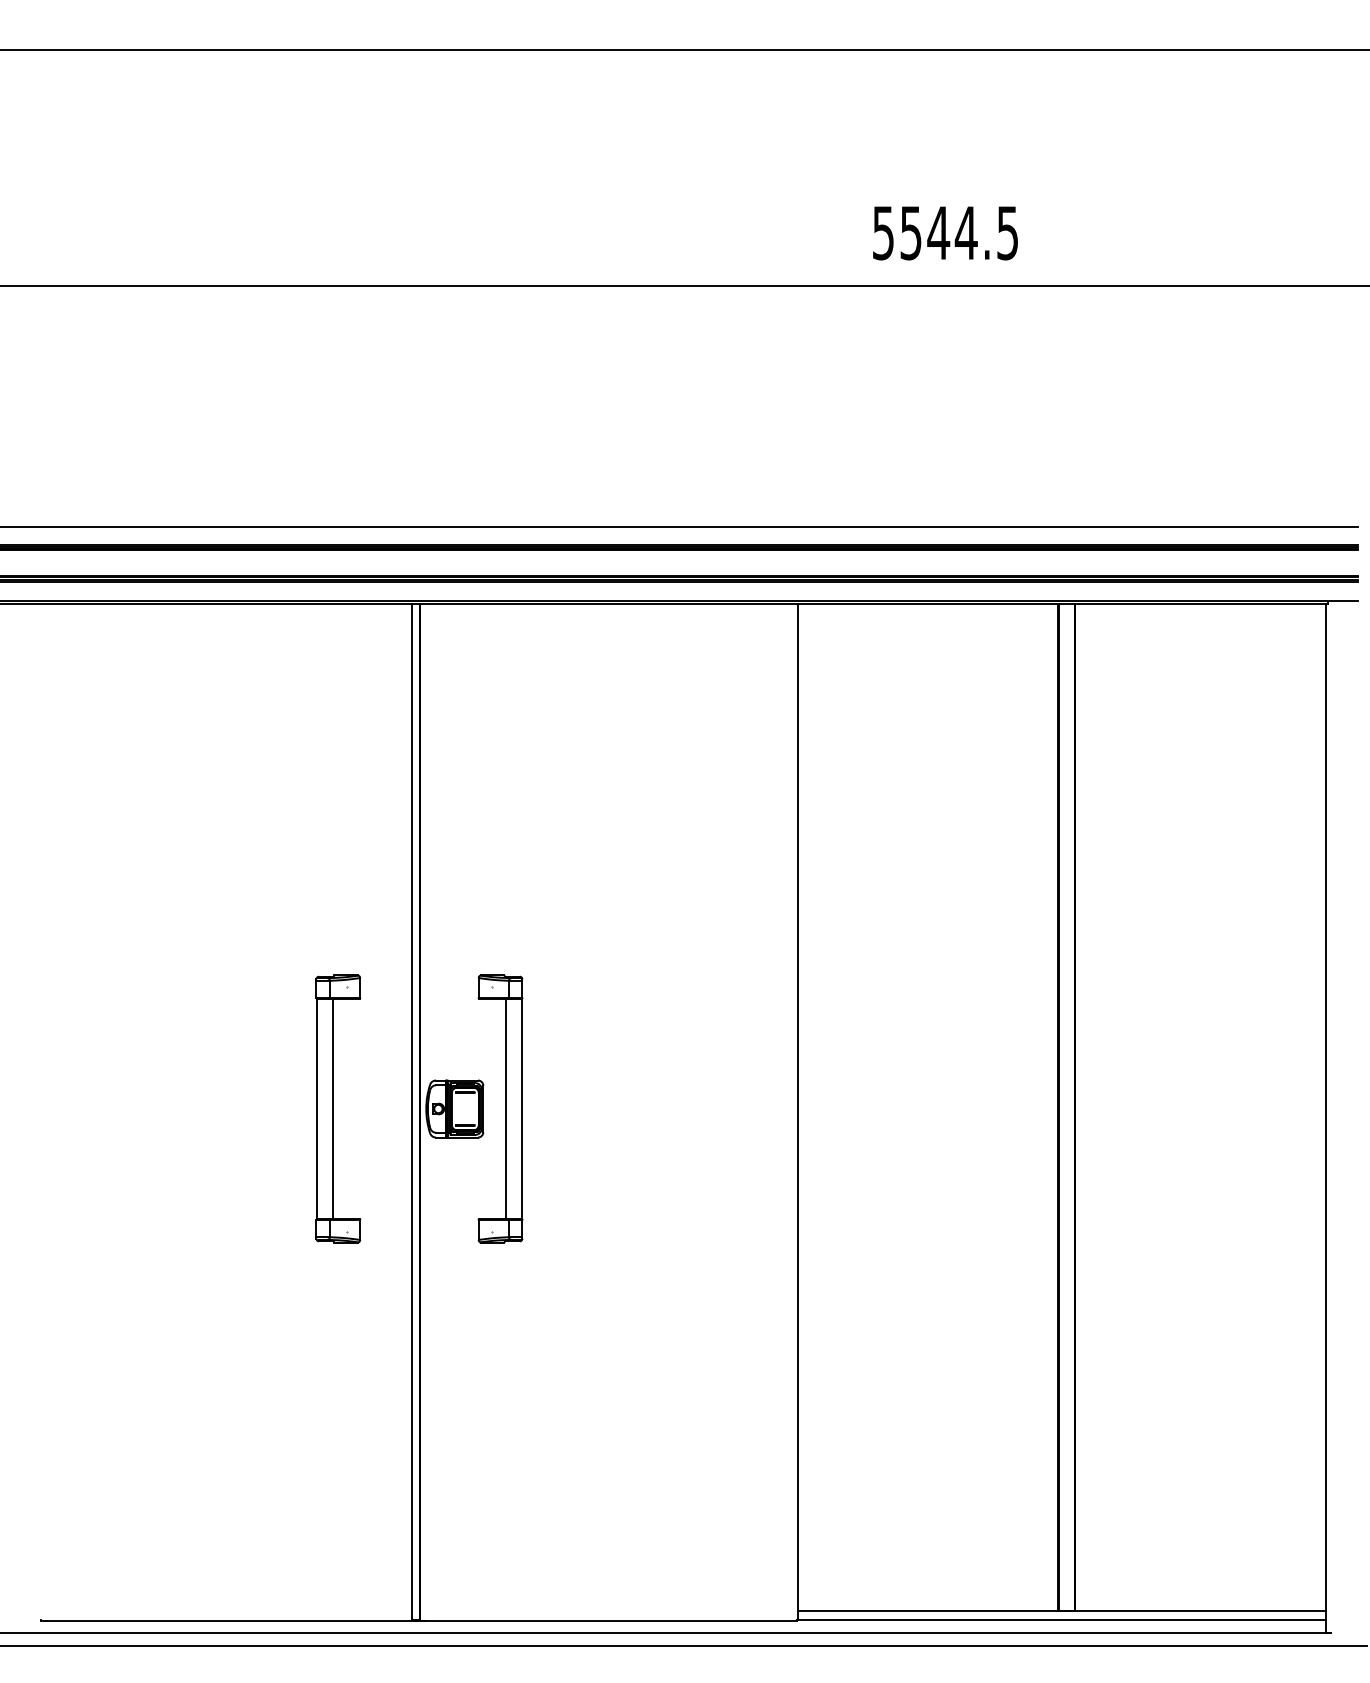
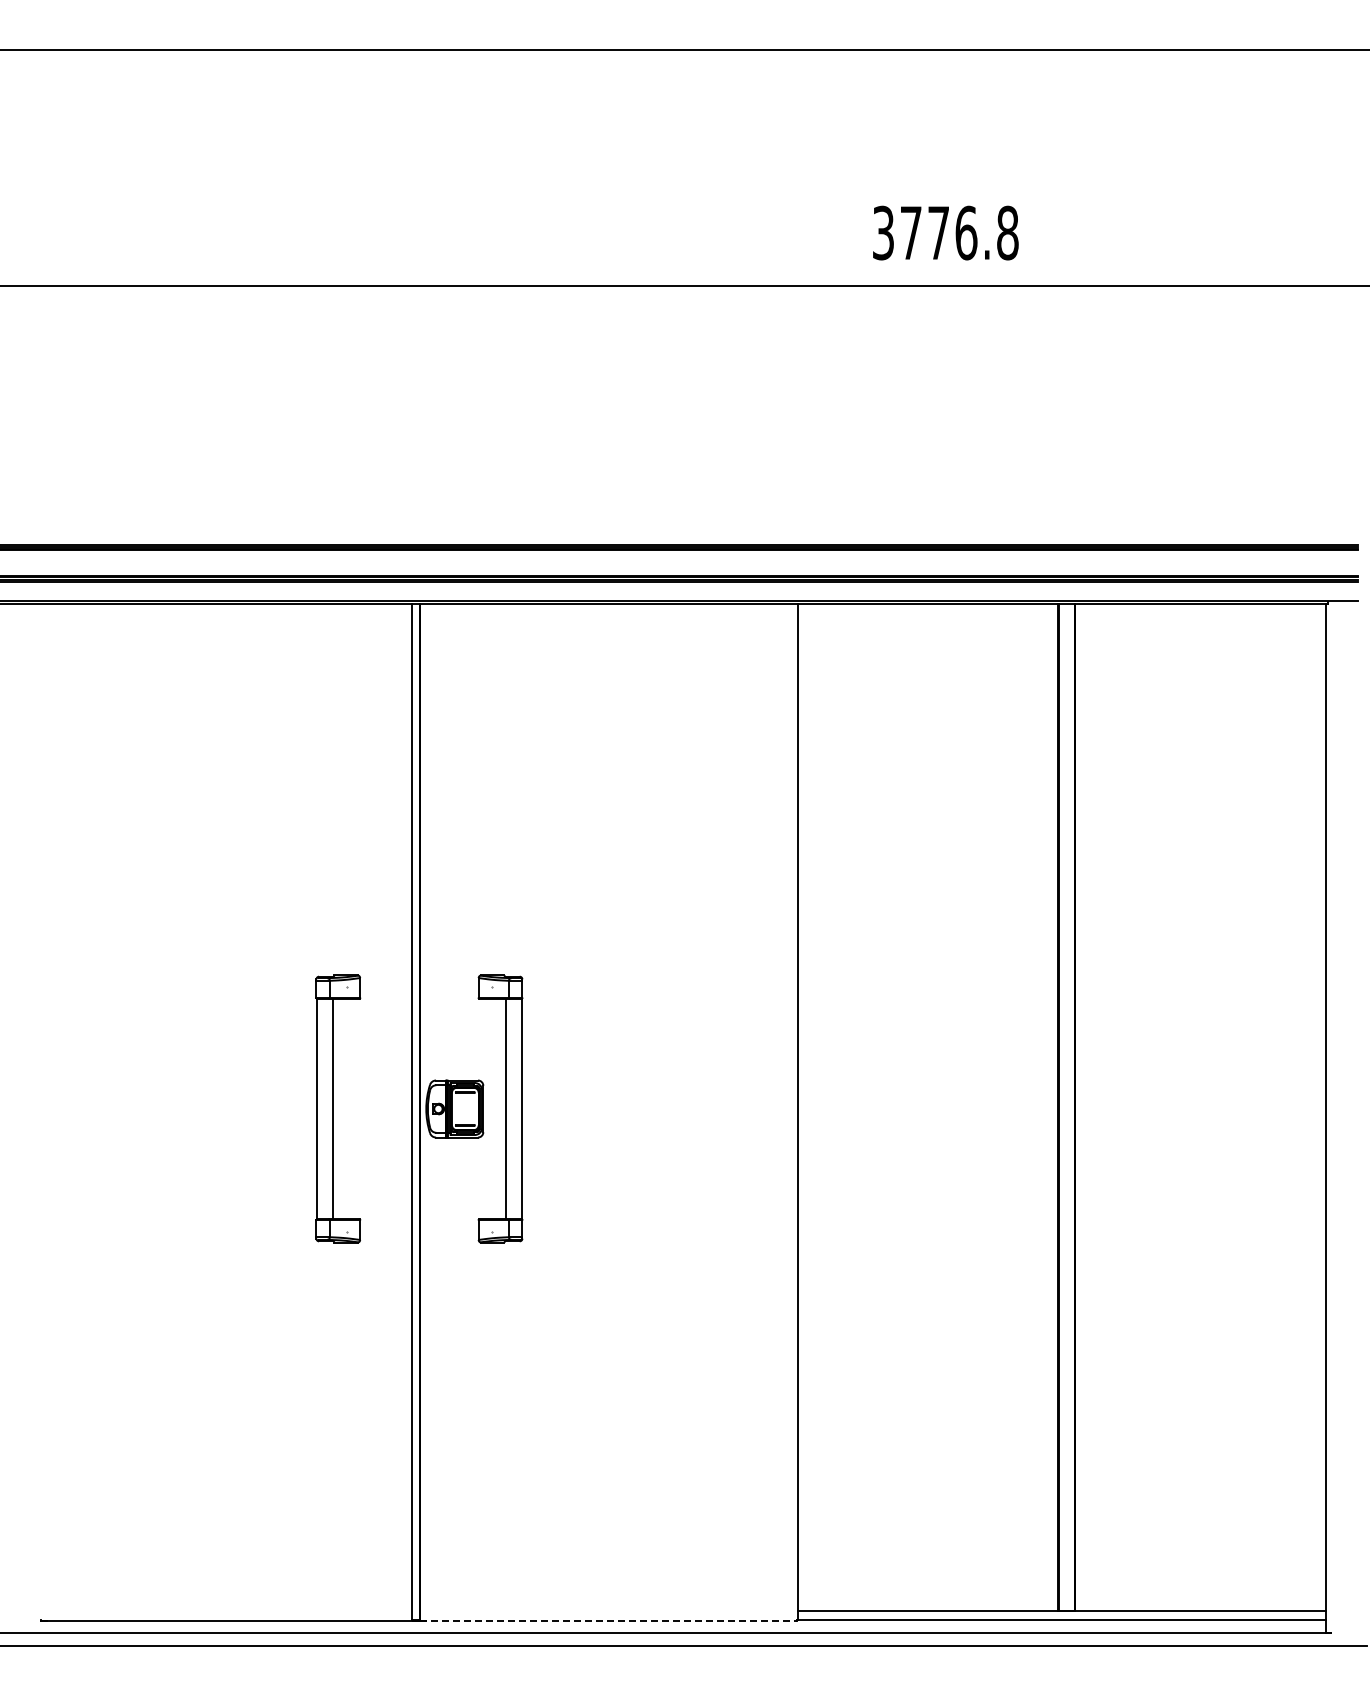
text: 5544.5 -> 3776.8 (945, 232)
line: present -> none (680, 526)
line: solid -> dashed (608, 1620)
